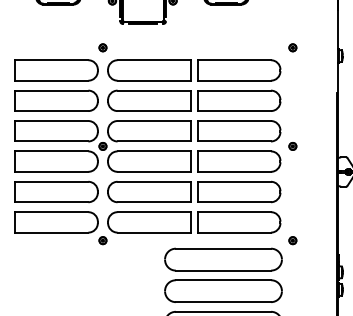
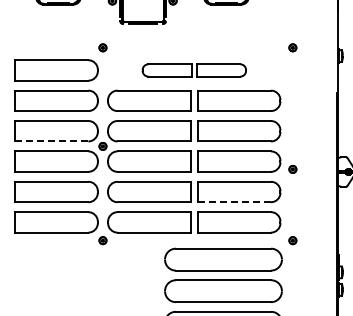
part size: 175x23 px -> 106x15 px (193, 70)
line: solid -> dashed (51, 141)
part position: (292, 146) -> (292, 169) (292, 169)
line: solid -> dashed (234, 202)
